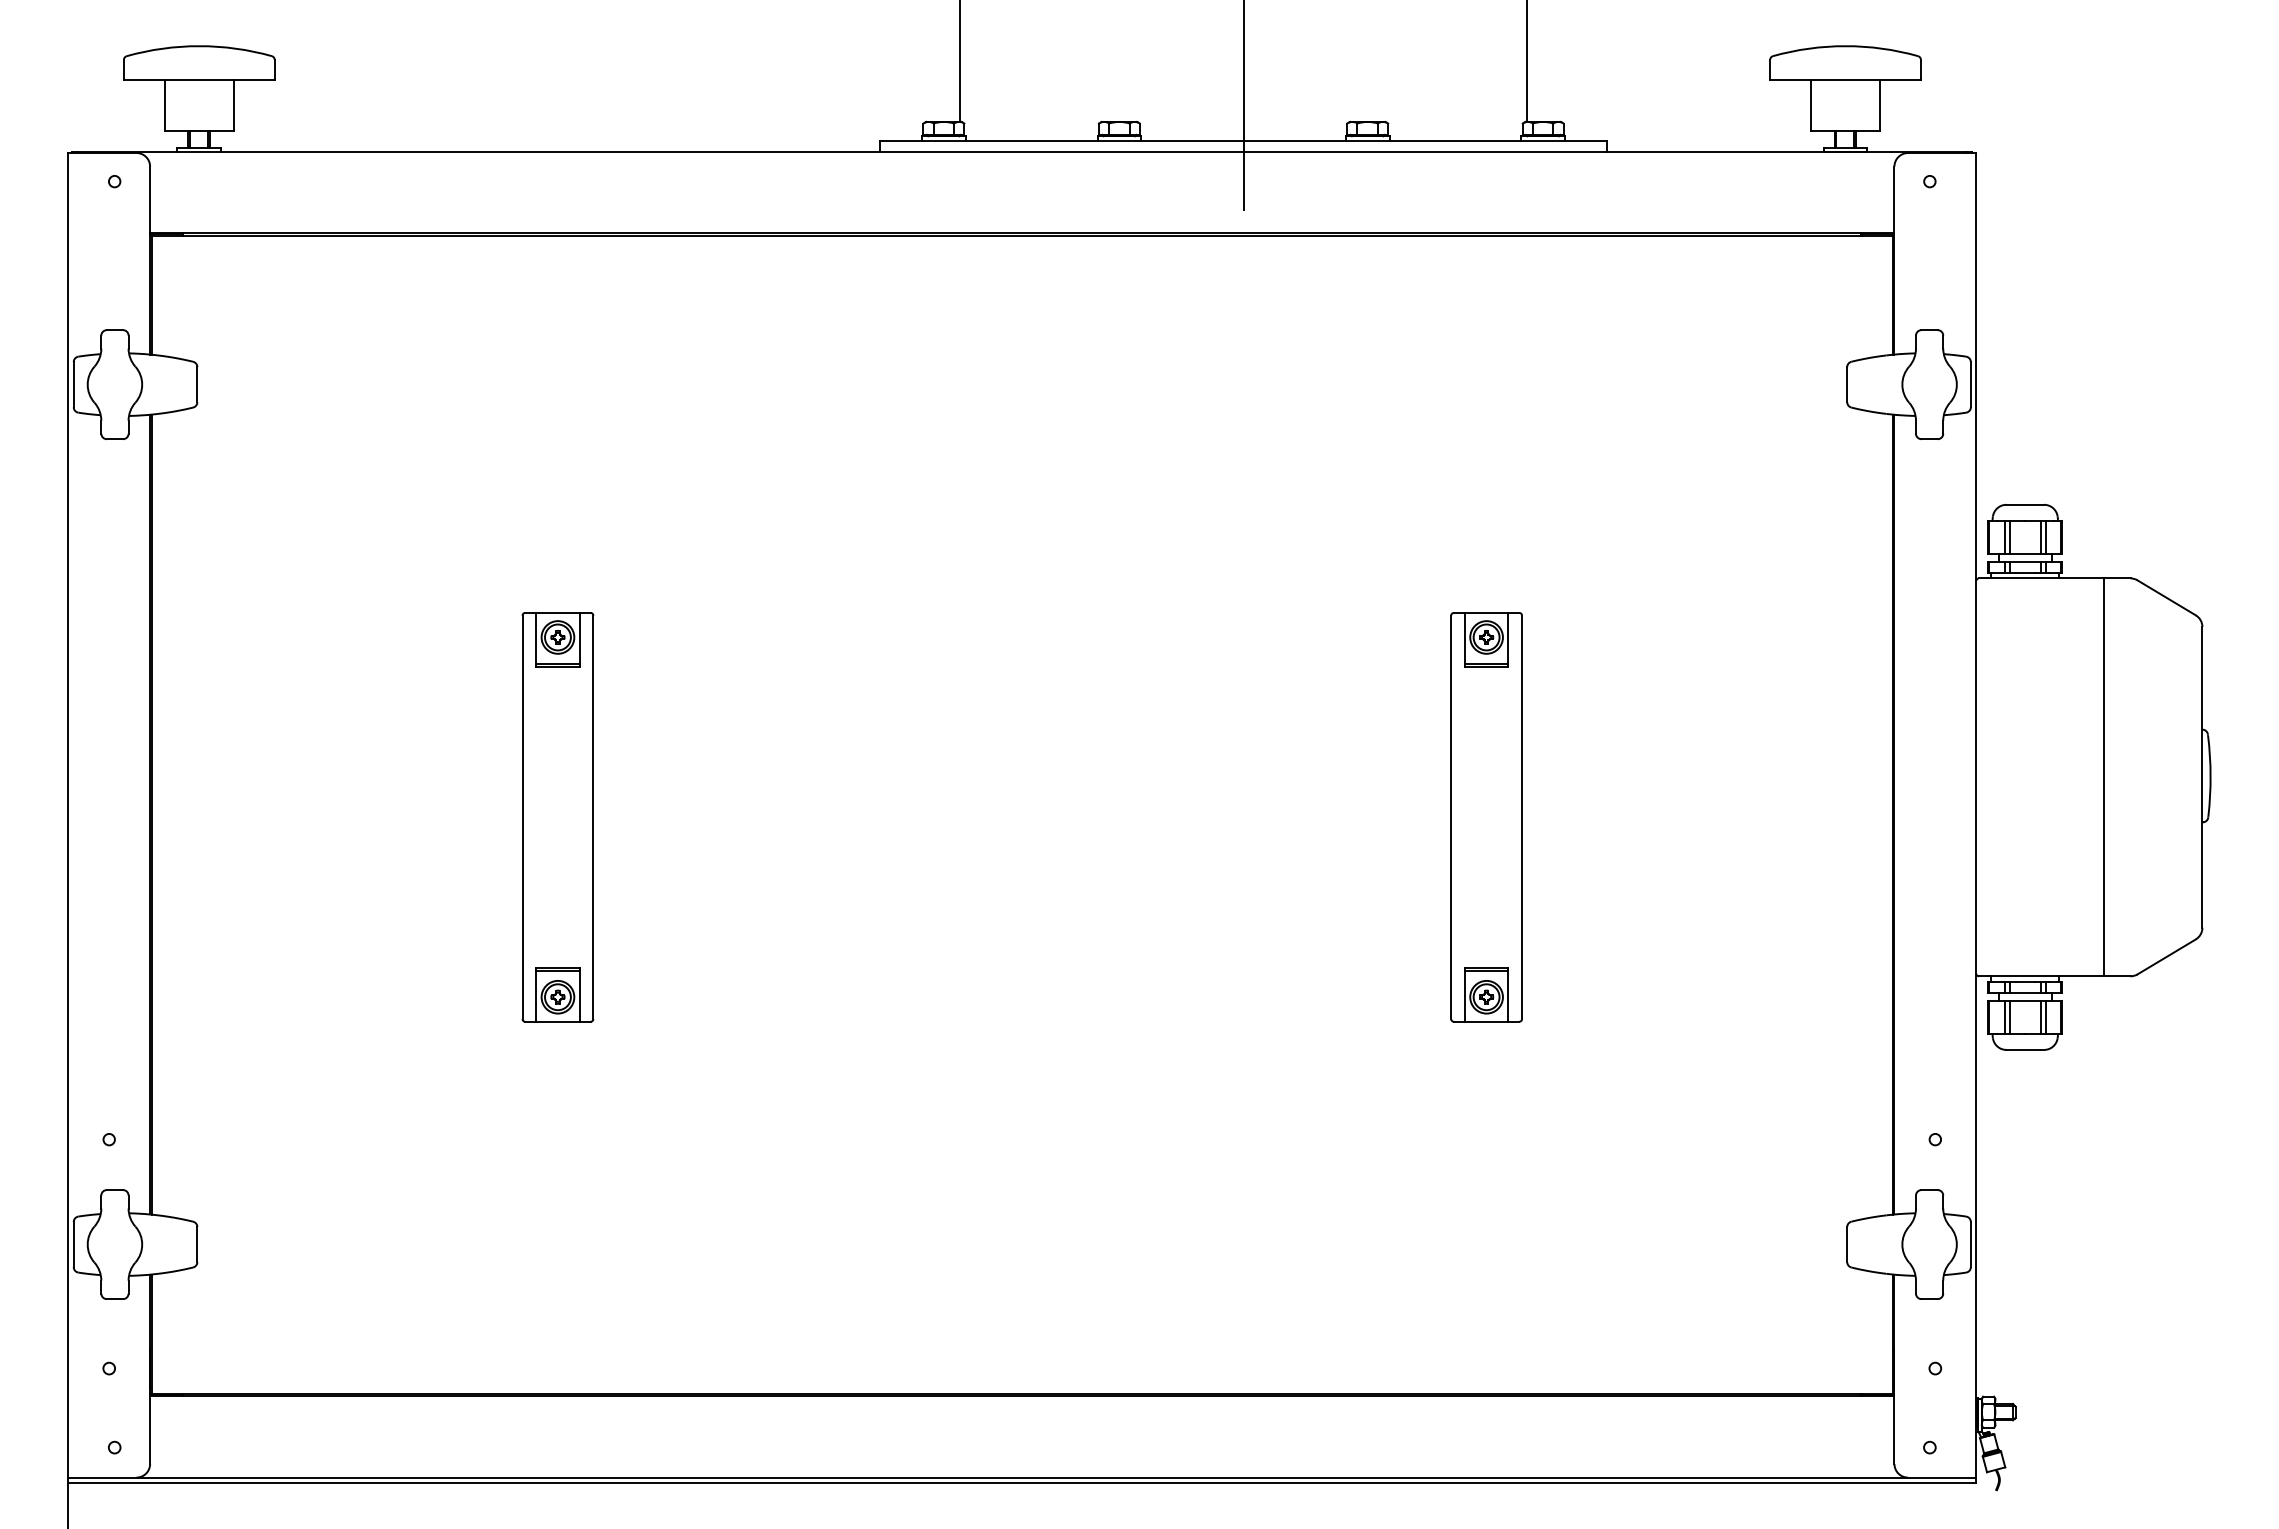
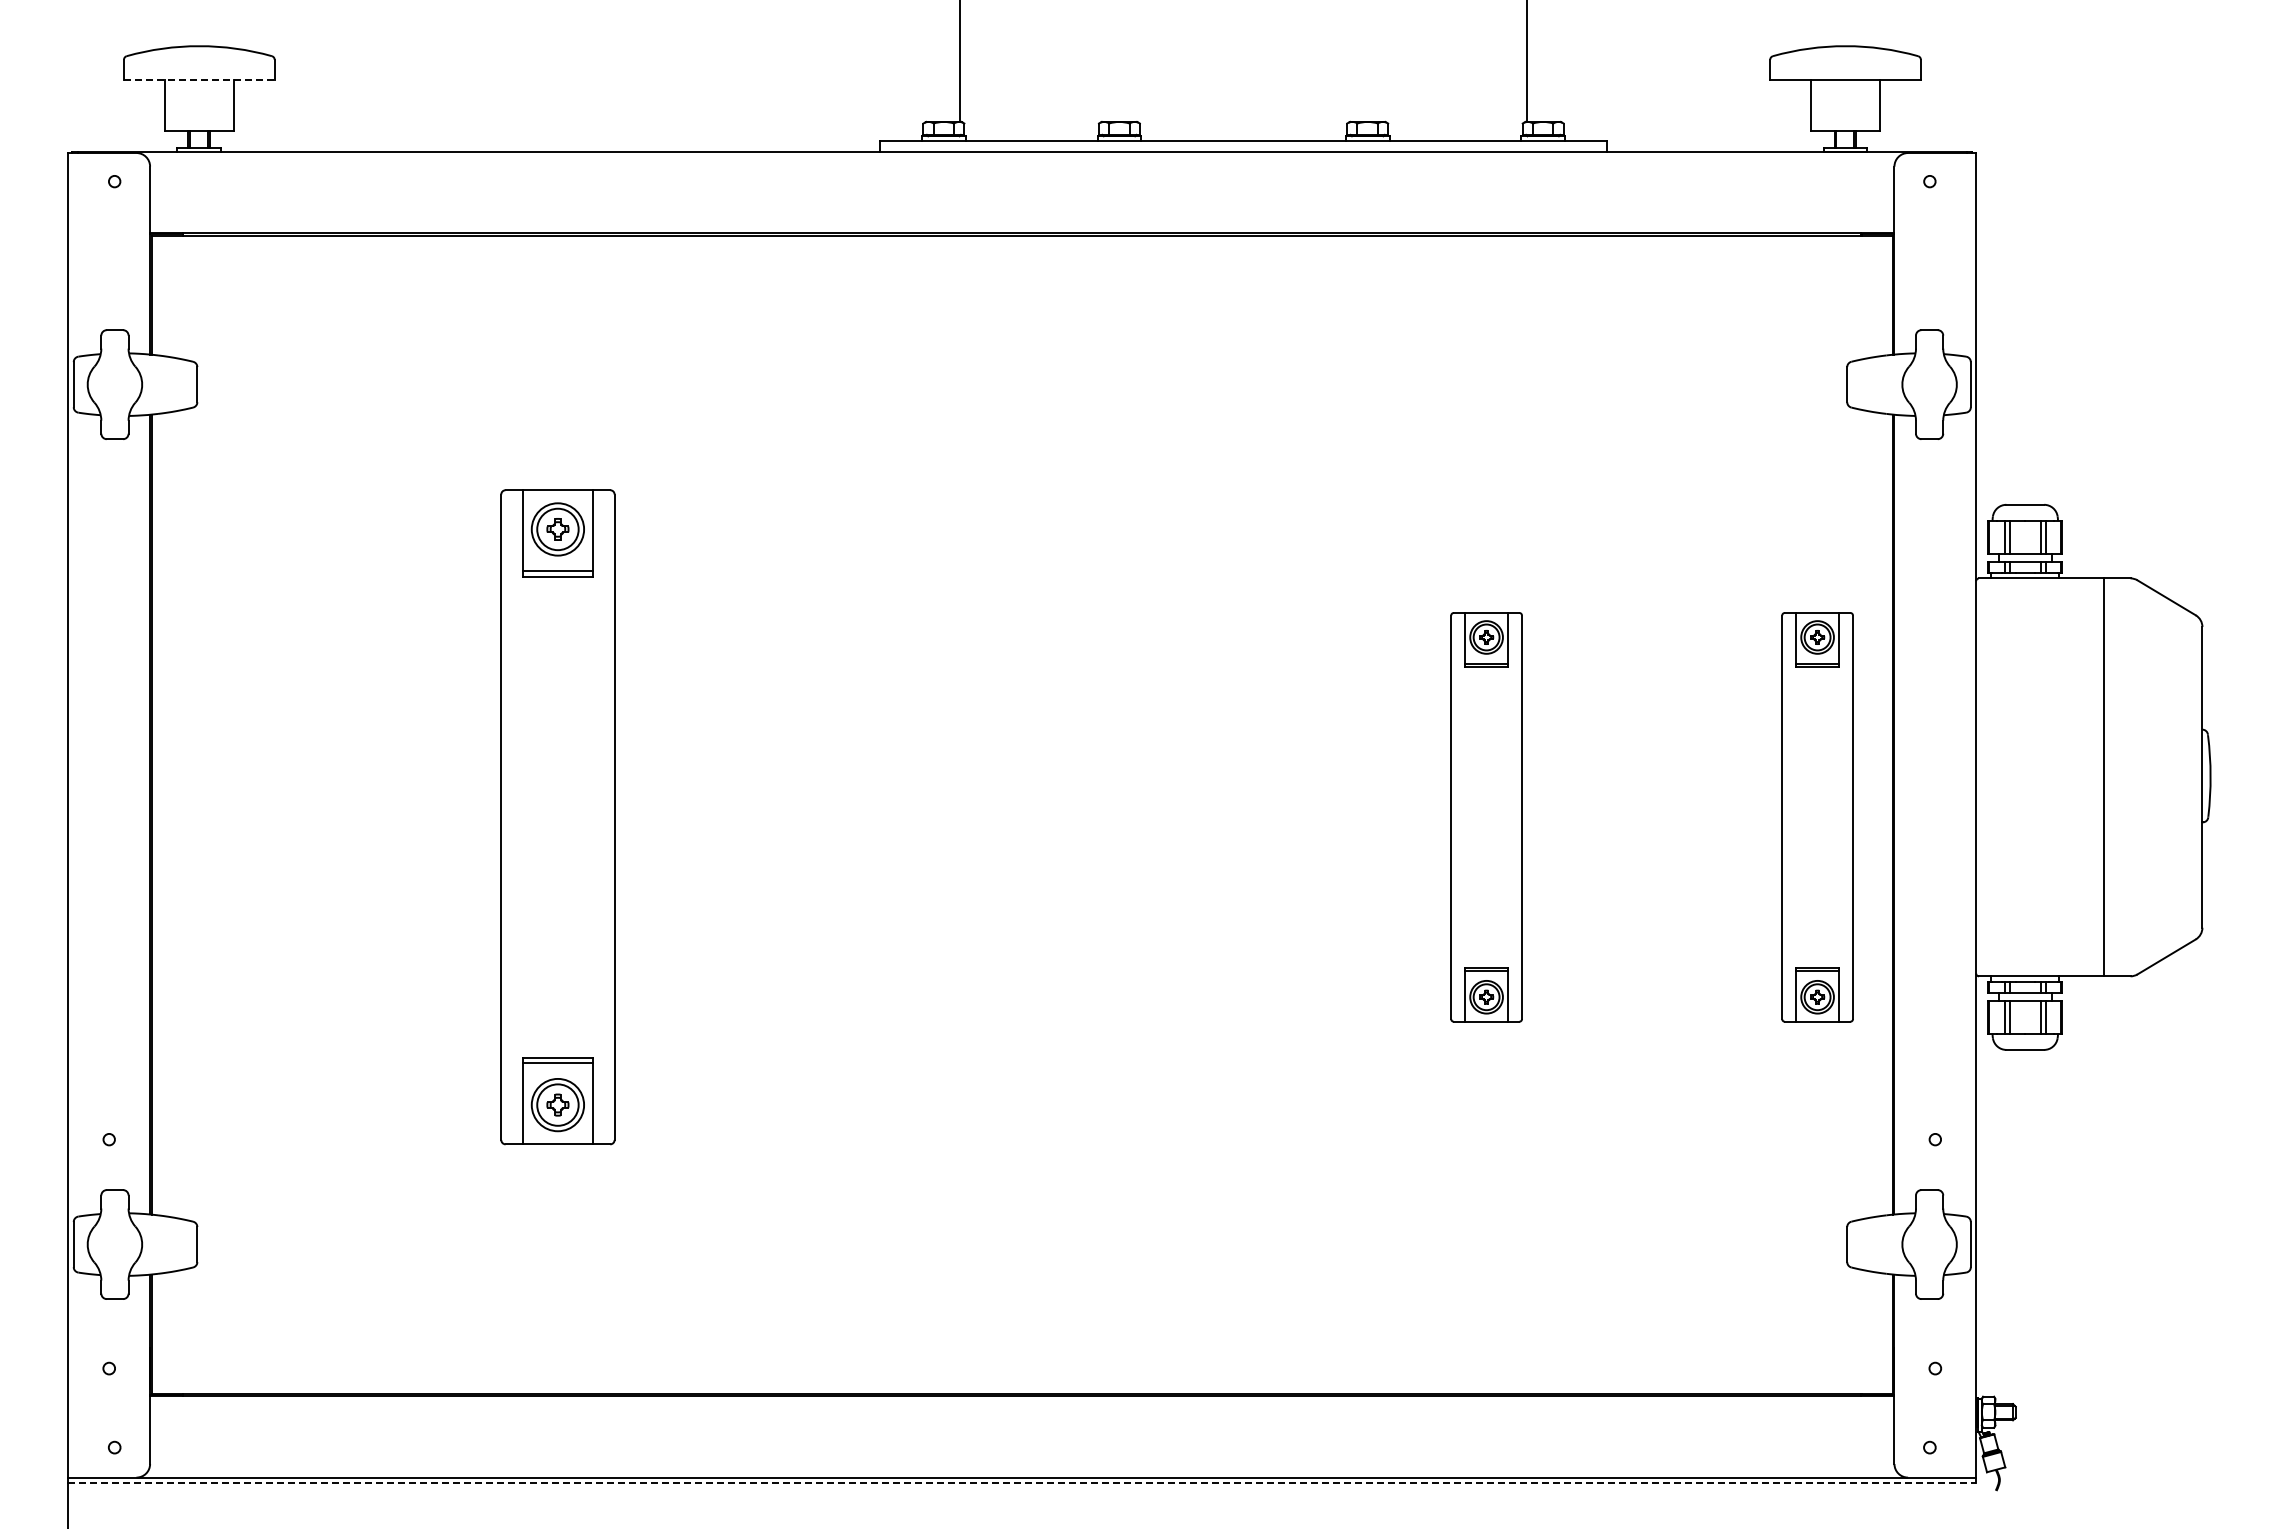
line: solid -> dashed (199, 79)
line: present -> none (1243, 106)
part size: 74x411 px -> 116x657 px (557, 817)
part: none -> present (1817, 817)
line: solid -> dashed (1022, 1483)
